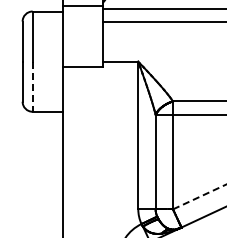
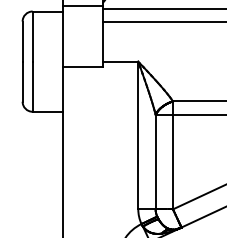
line: dashed -> solid (32, 87)
line: dashed -> solid (200, 196)
